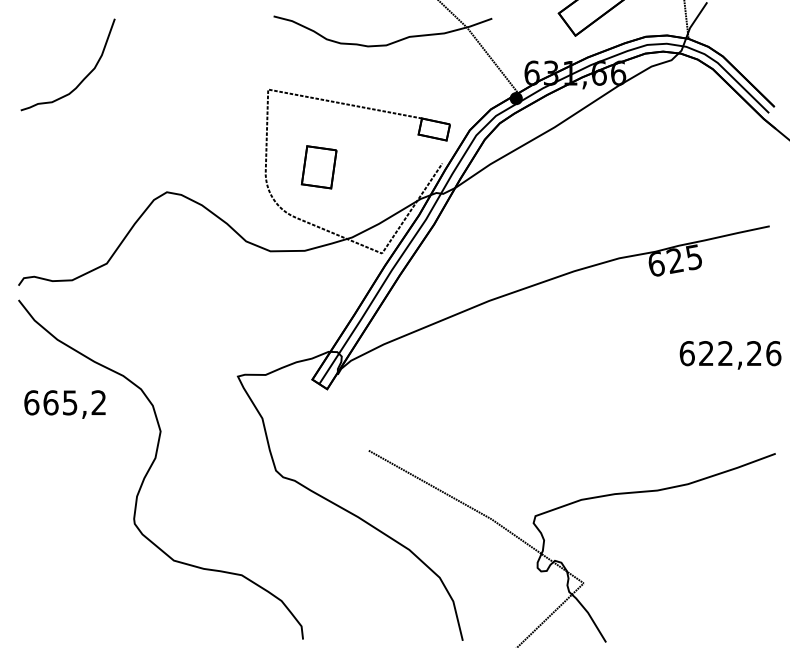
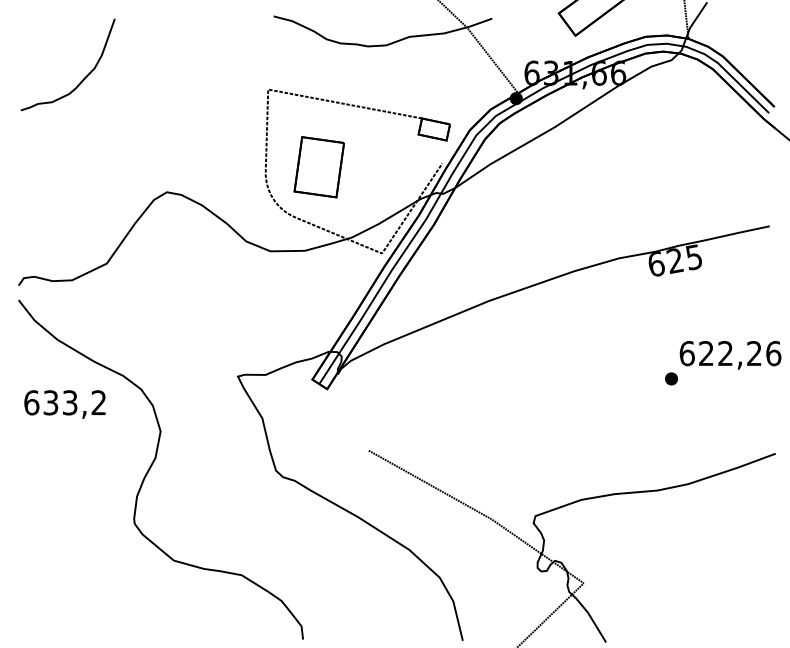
part size: 38x45 px -> 52x63 px (318, 167)
part: none -> present (671, 378)
text: 665,2 -> 633,2 (60, 402)
